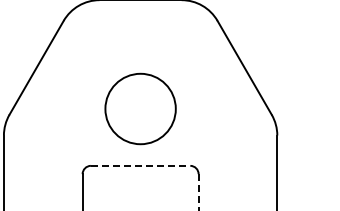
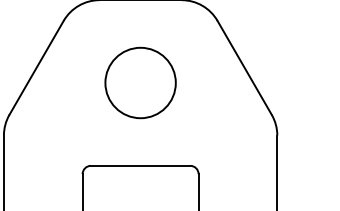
circle position: (140, 108) -> (140, 82) (140, 82)
line: dashed -> solid (140, 165)
line: dashed -> solid (198, 192)
